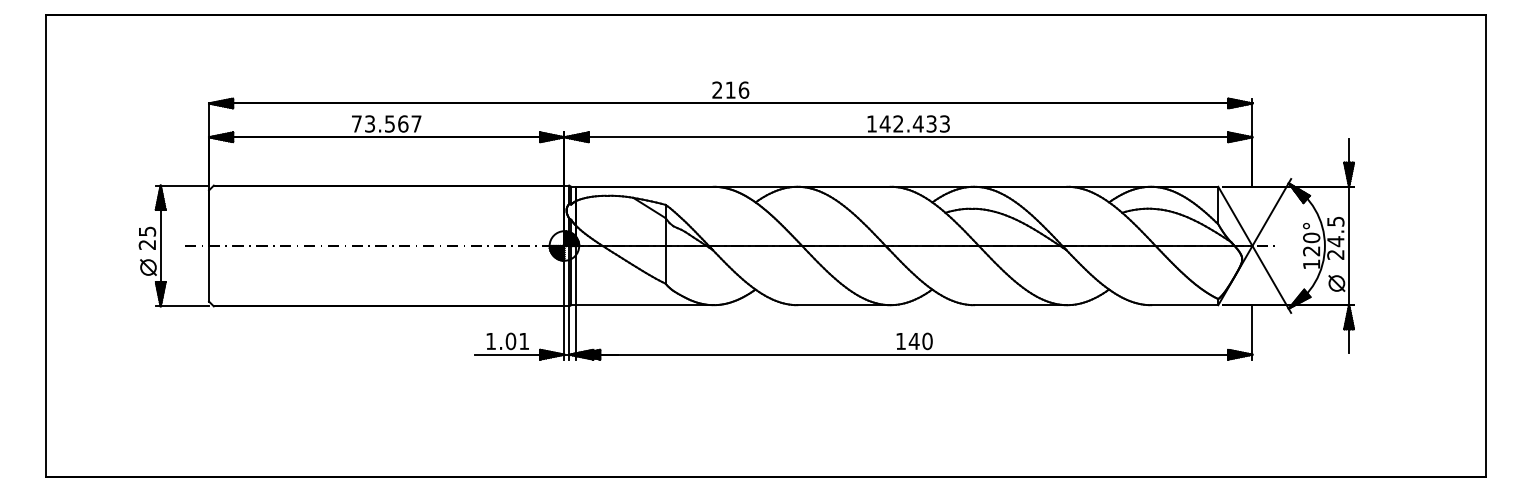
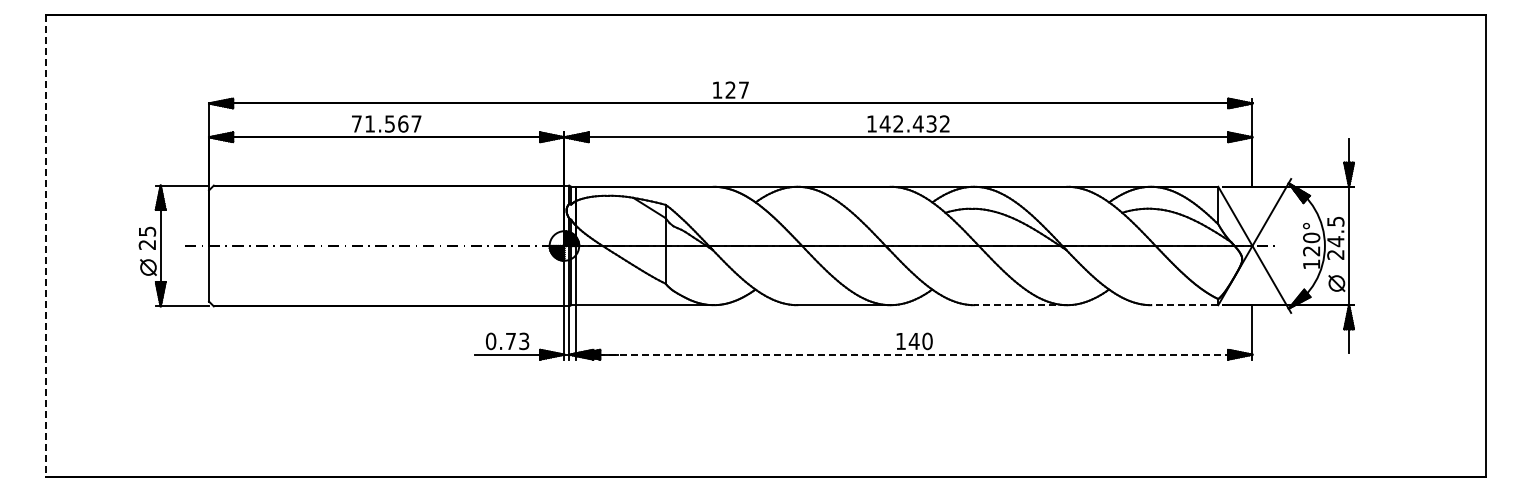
text: 216 -> 127 (730, 89)
text: 73.567 -> 71.567 (369, 123)
text: 142.433 -> 142.432 (944, 123)
line: solid -> dashed (45, 246)
line: solid -> dashed (1020, 305)
line: solid -> dashed (1184, 305)
text: 1.01 -> 0.73 (507, 341)
line: solid -> dashed (914, 354)
